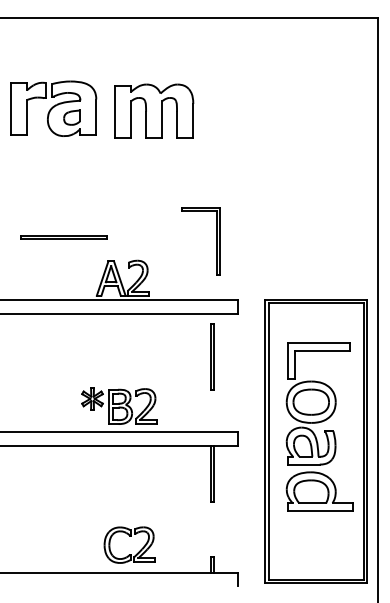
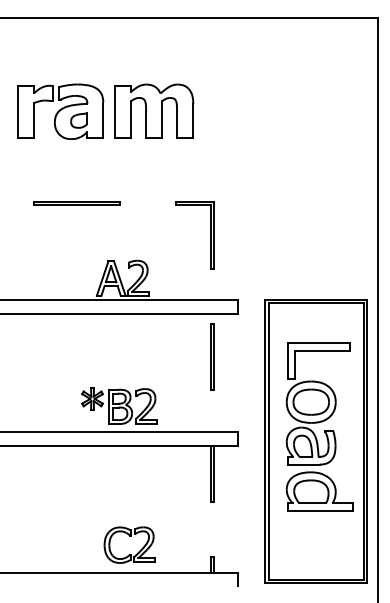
part position: (53, 108) -> (60, 111) (60, 111)
line position: (63, 236) -> (76, 202) (76, 202)
part position: (216, 241) -> (210, 235) (210, 235)
